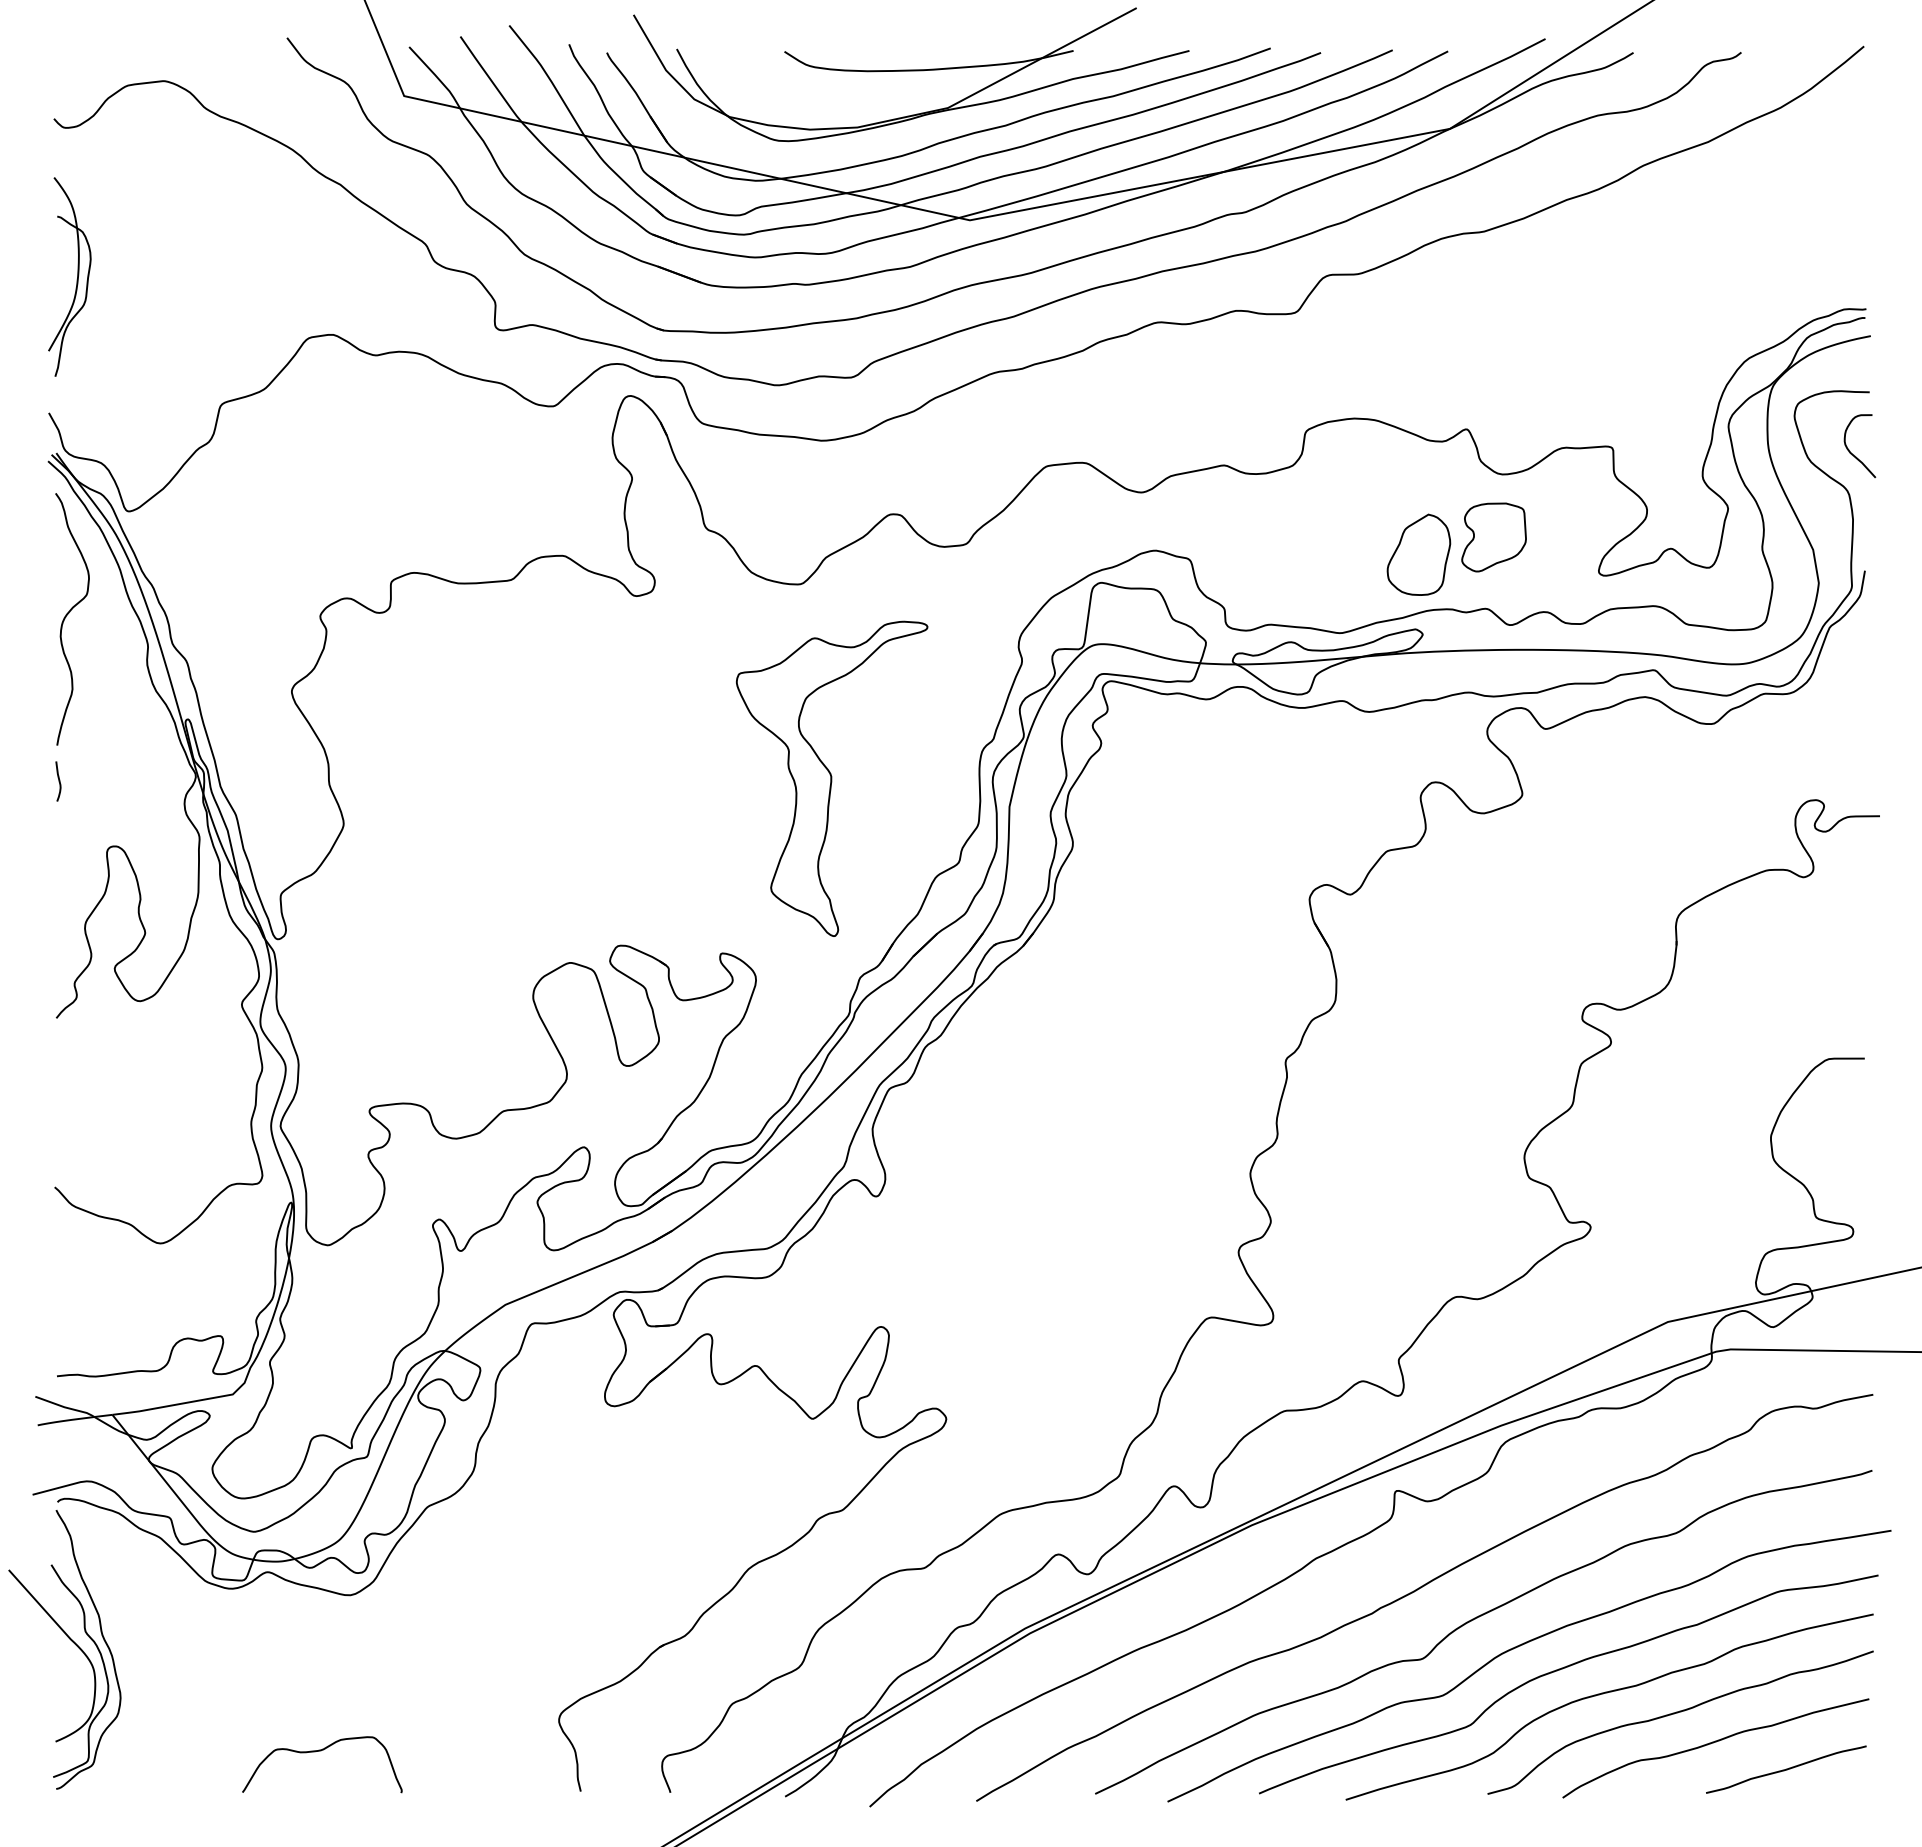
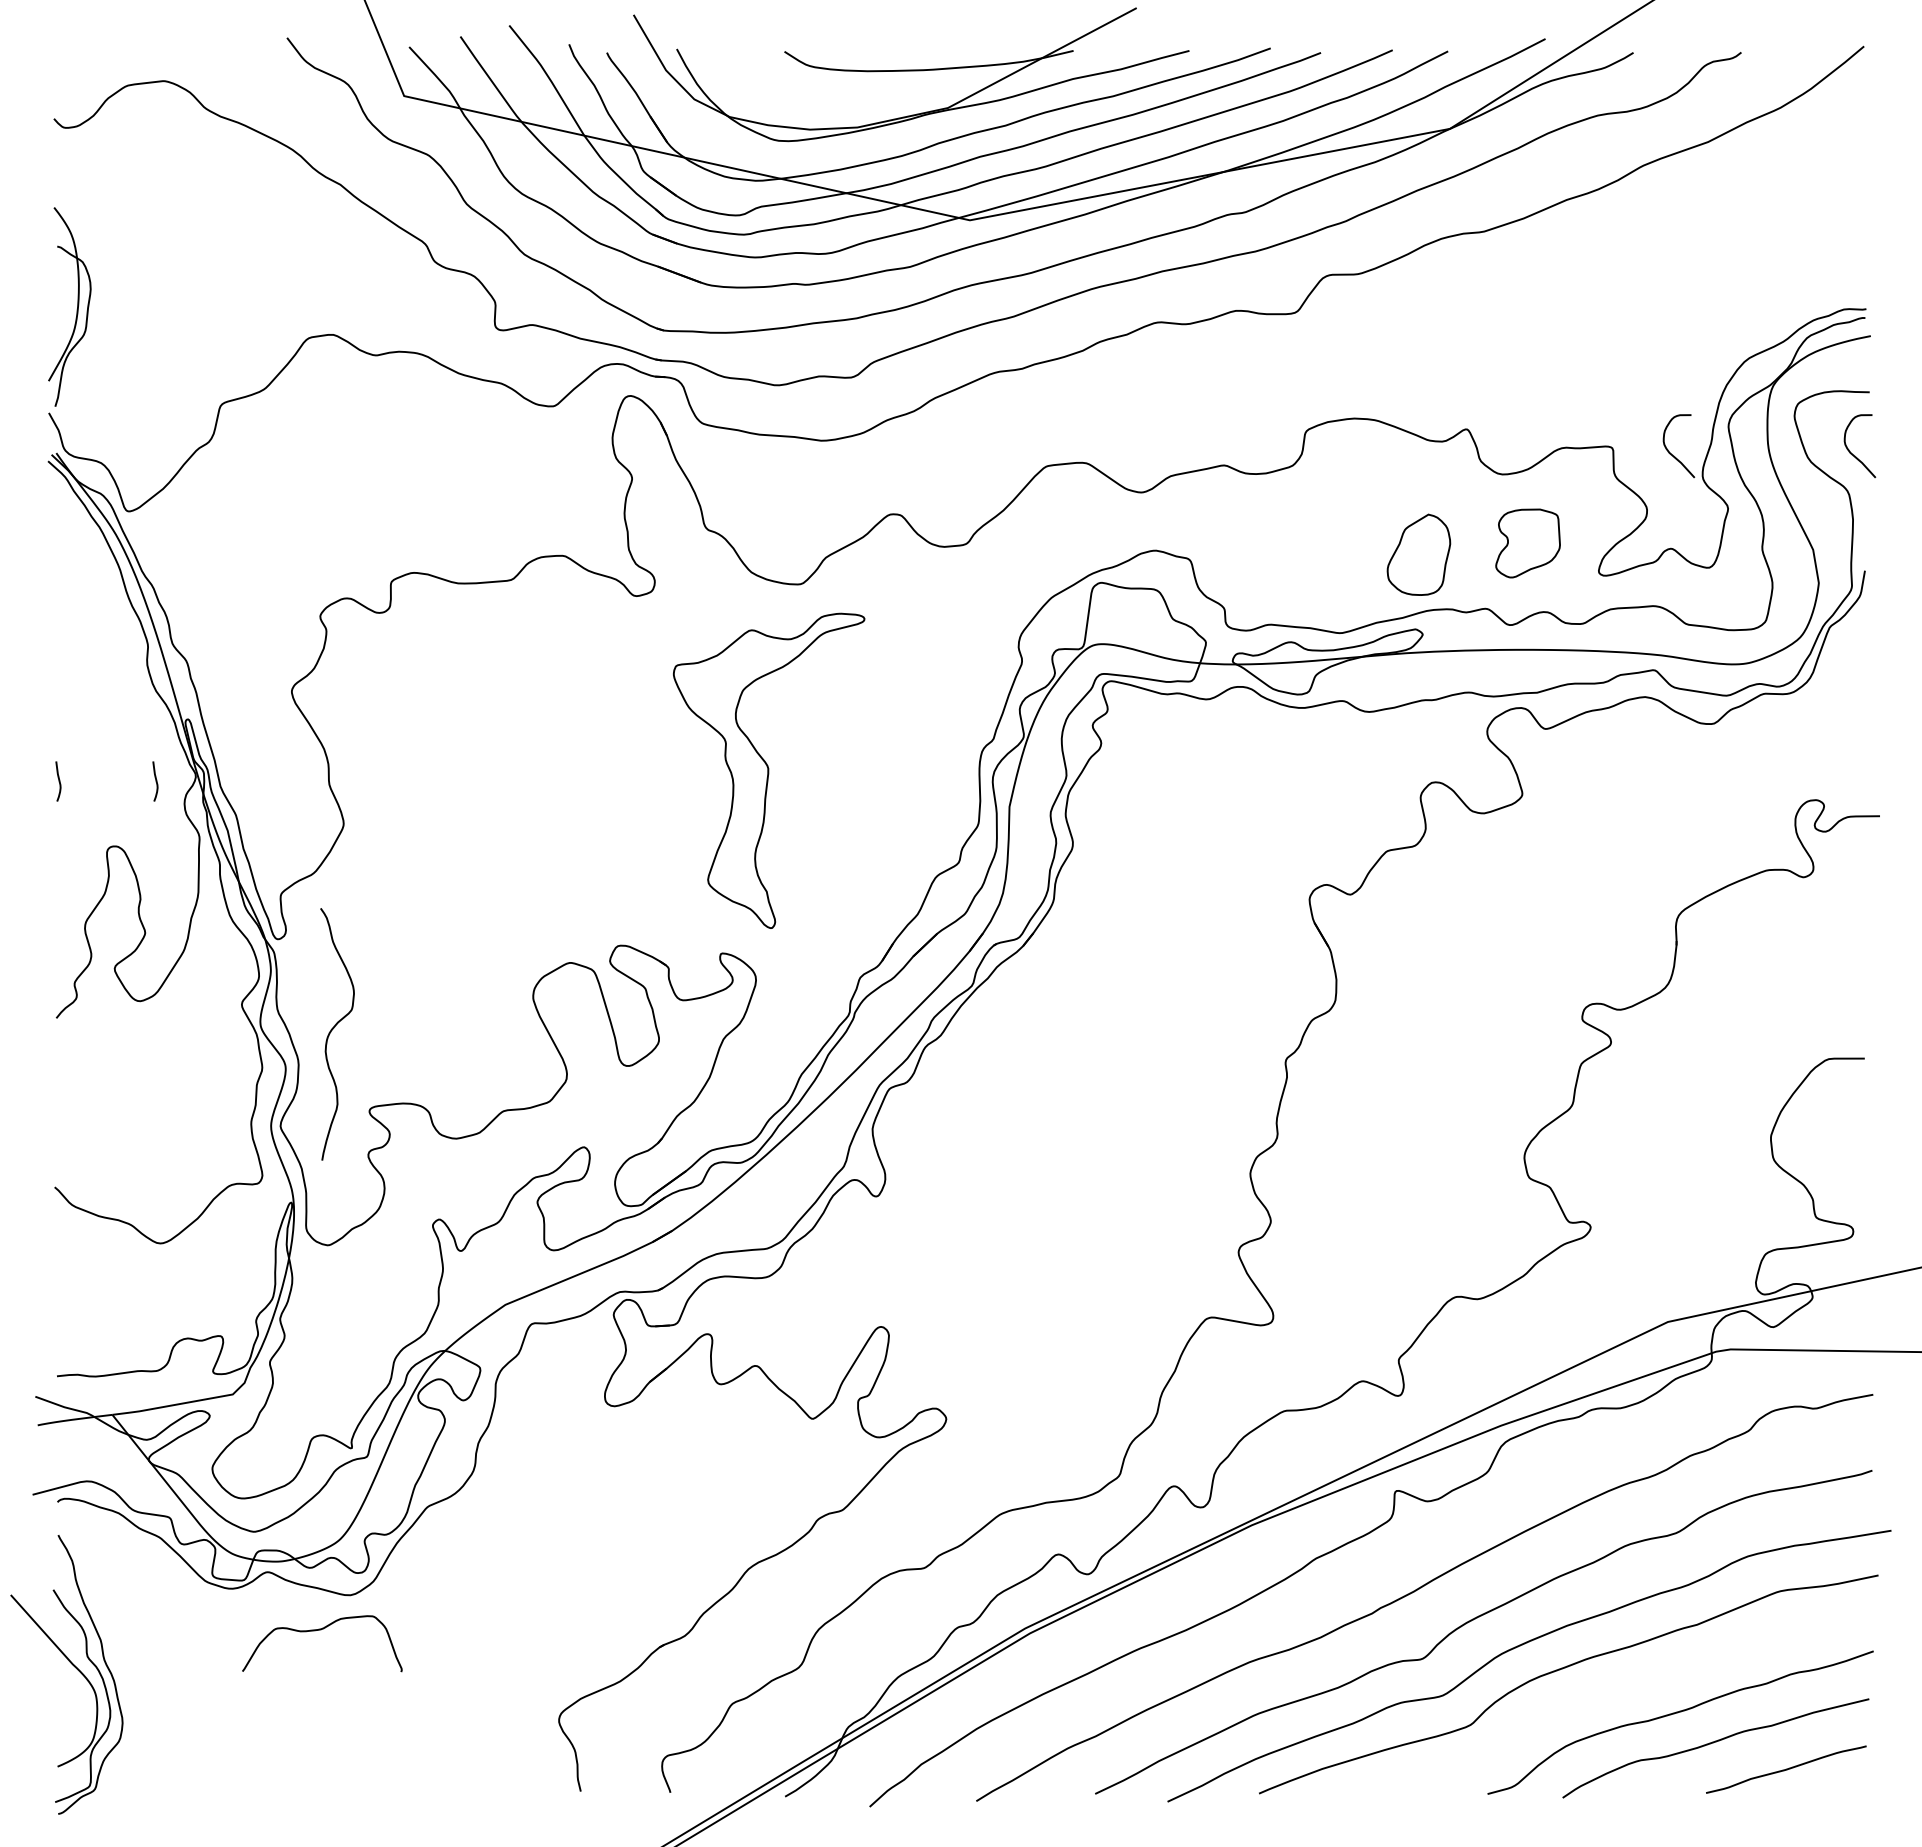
part position: (76, 279) -> (76, 309) (76, 309)
curve: none -> present (1674, 455)
part position: (1493, 537) -> (1527, 543) (1527, 543)
curve position: (66, 617) -> (331, 1032) (331, 1032)
part position: (832, 778) -> (769, 770) (769, 770)
curve: none -> present (155, 781)
part position: (71, 1641) -> (73, 1666) (73, 1666)
curve: present -> none (1607, 1693)
curve position: (321, 1751) -> (321, 1630) (321, 1630)
